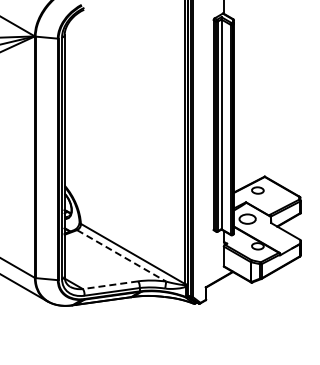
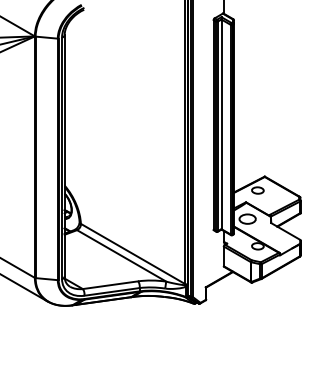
line: dashed -> solid (122, 256)
line: dashed -> solid (110, 285)
